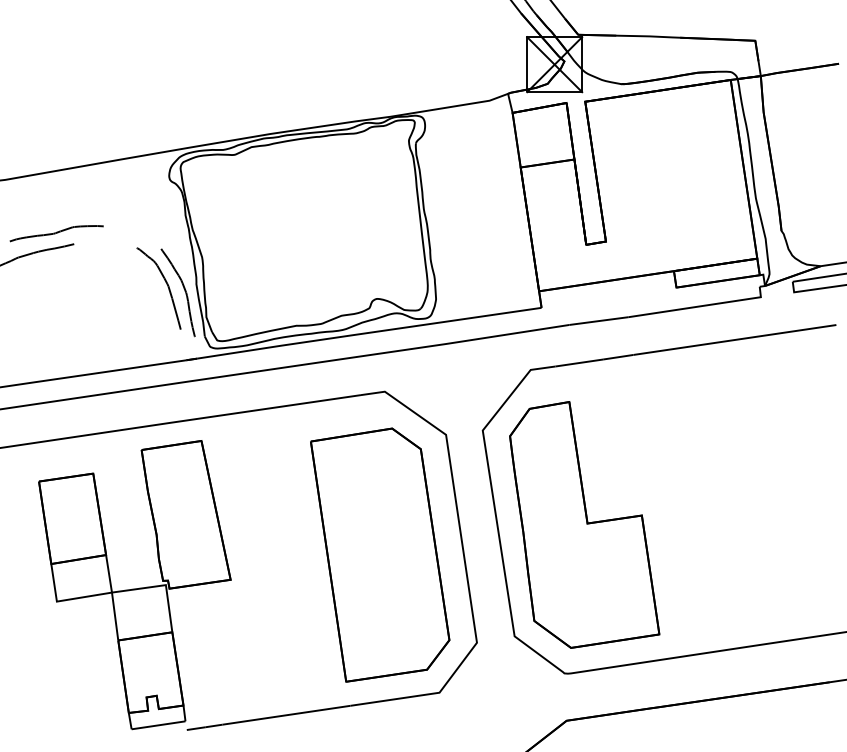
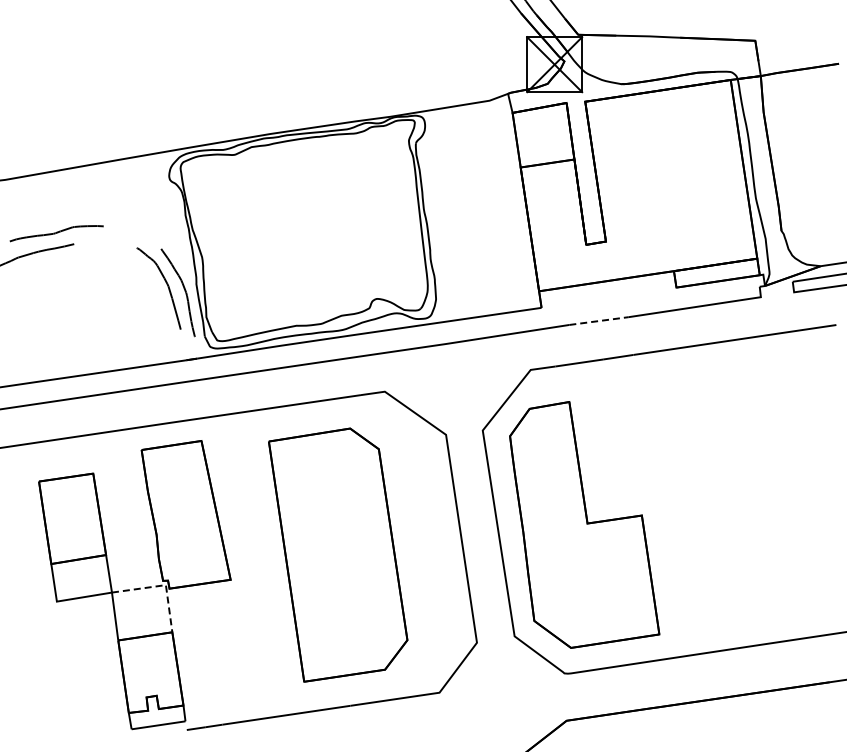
line: solid -> dashed (599, 321)
part position: (380, 554) -> (338, 554) (338, 554)
line: solid -> dashed (162, 585)
